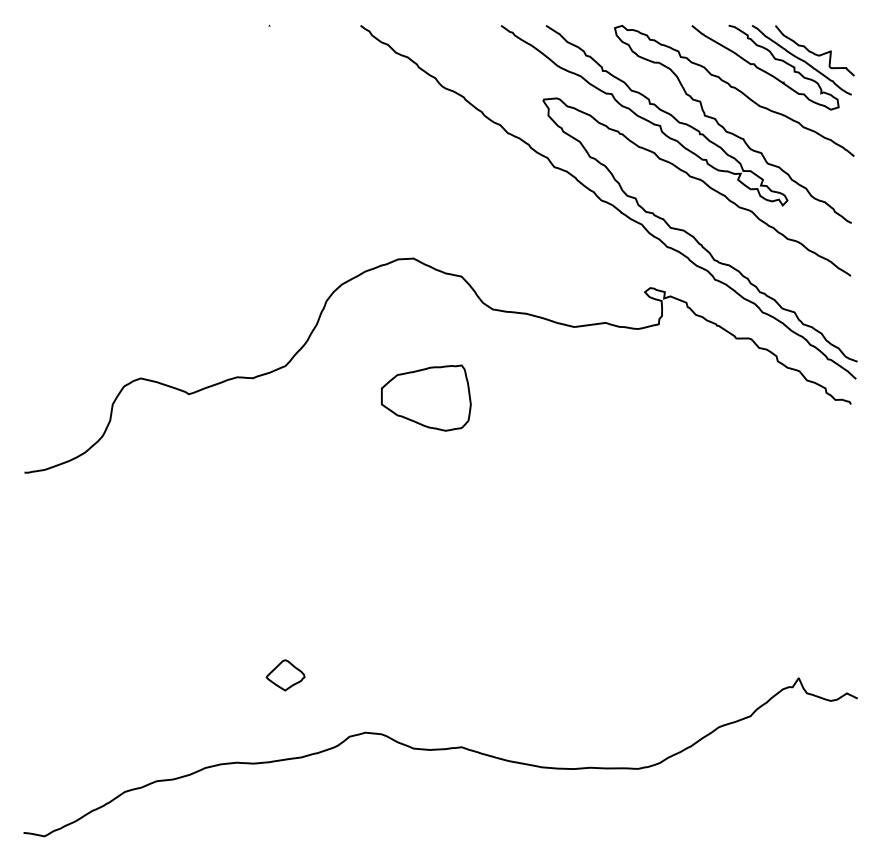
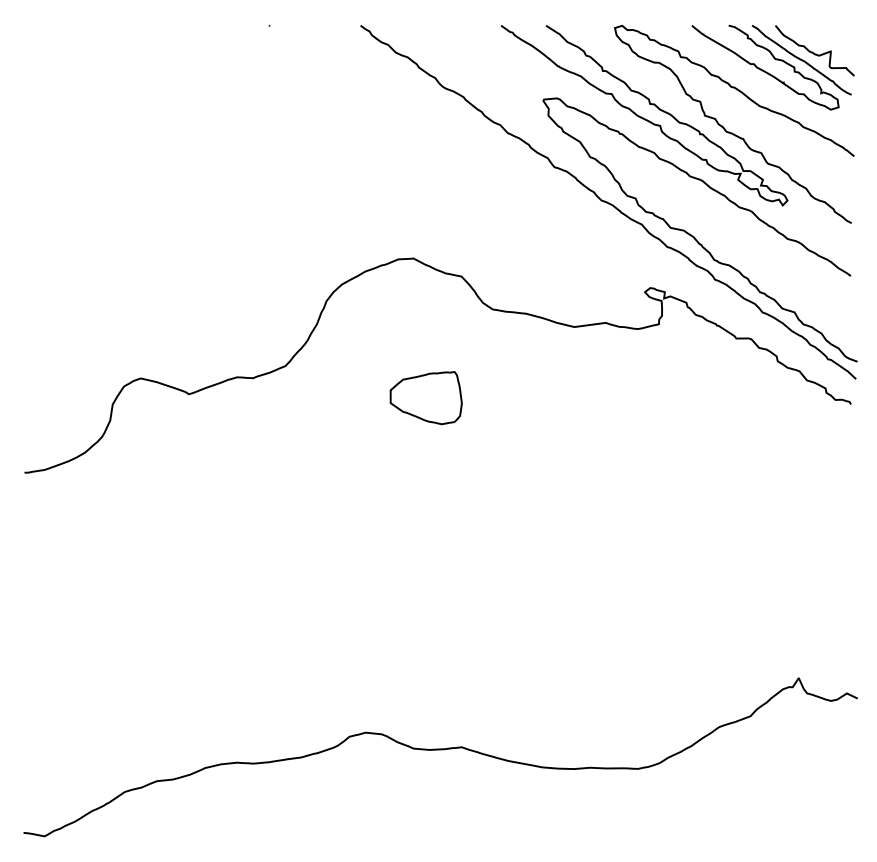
part size: 92x68 px -> 74x55 px (425, 398)
part: present -> none (285, 675)
